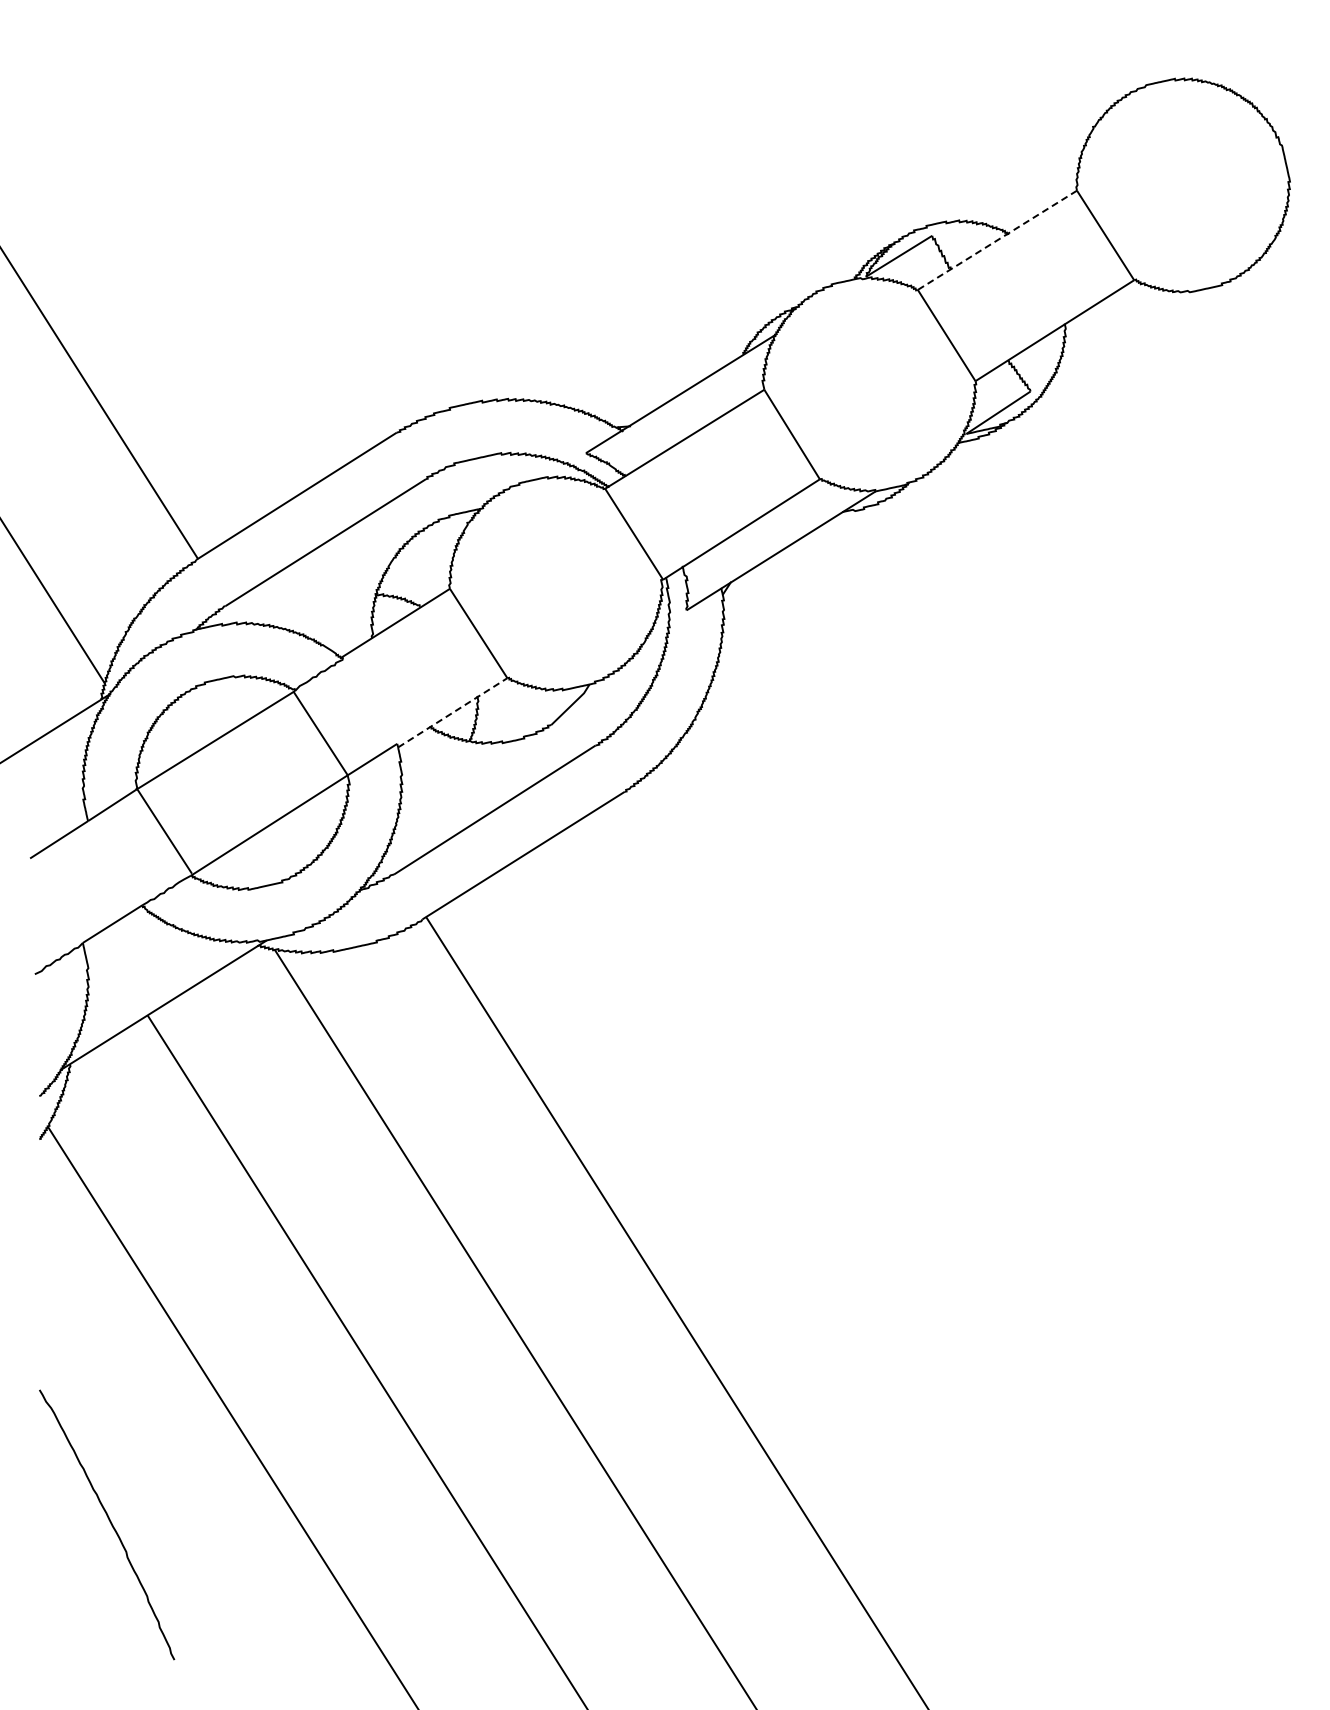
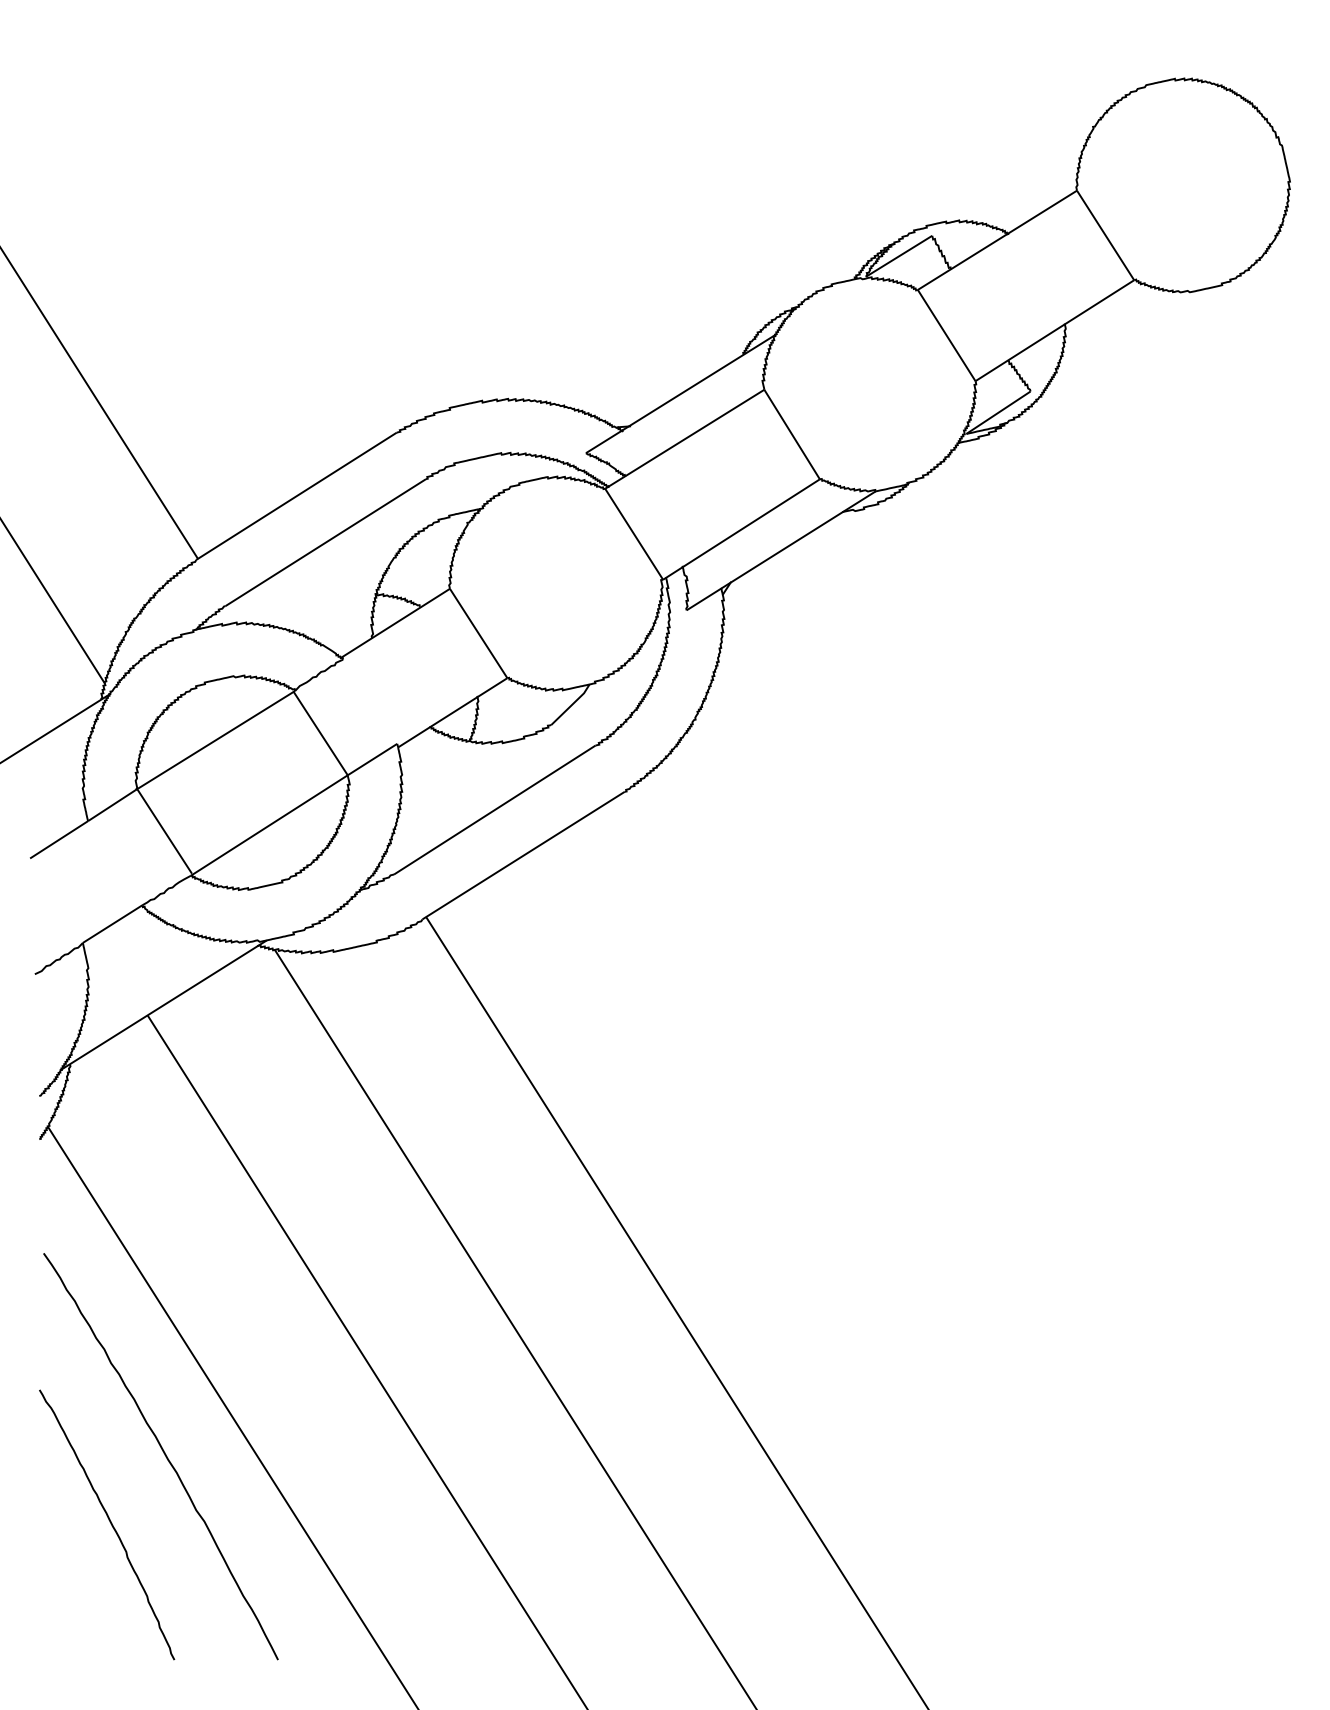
line: dashed -> solid (997, 240)
line: dashed -> solid (452, 712)
curve: none -> present (164, 1455)
